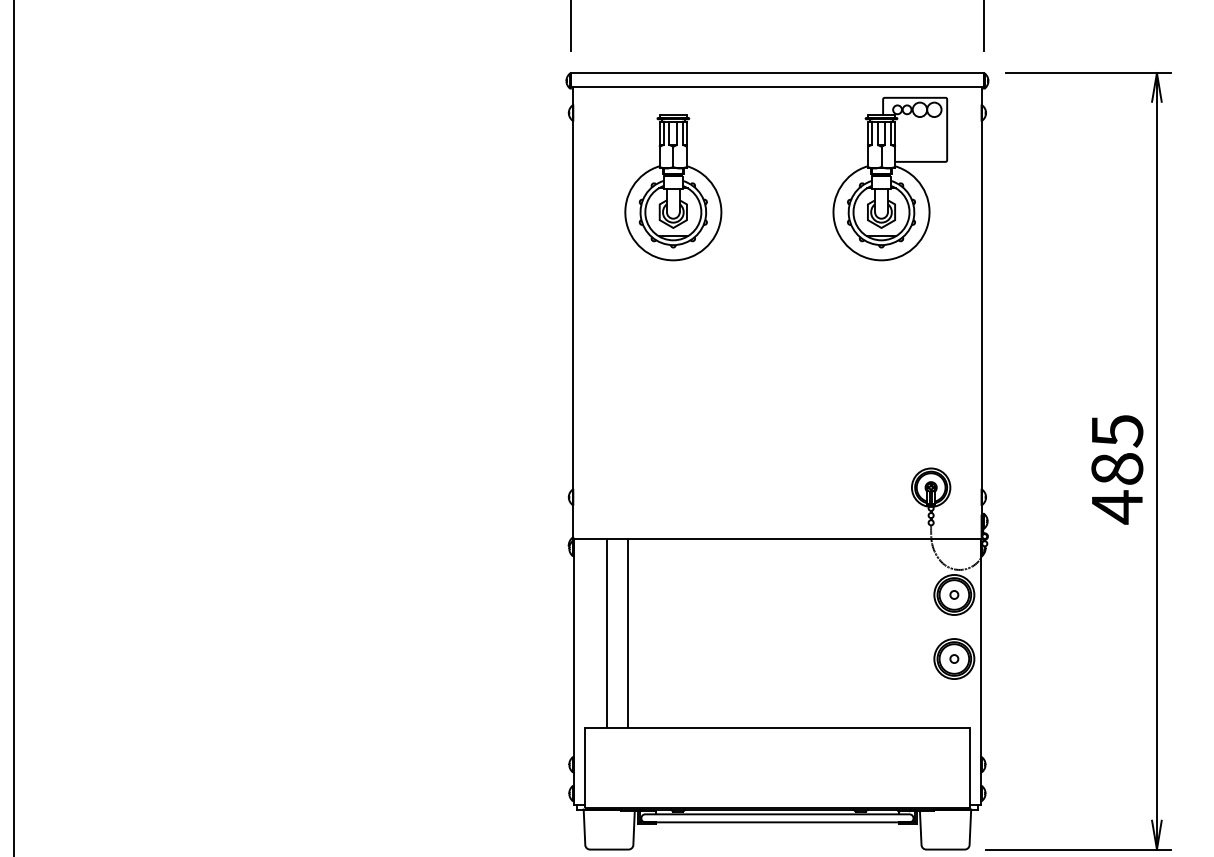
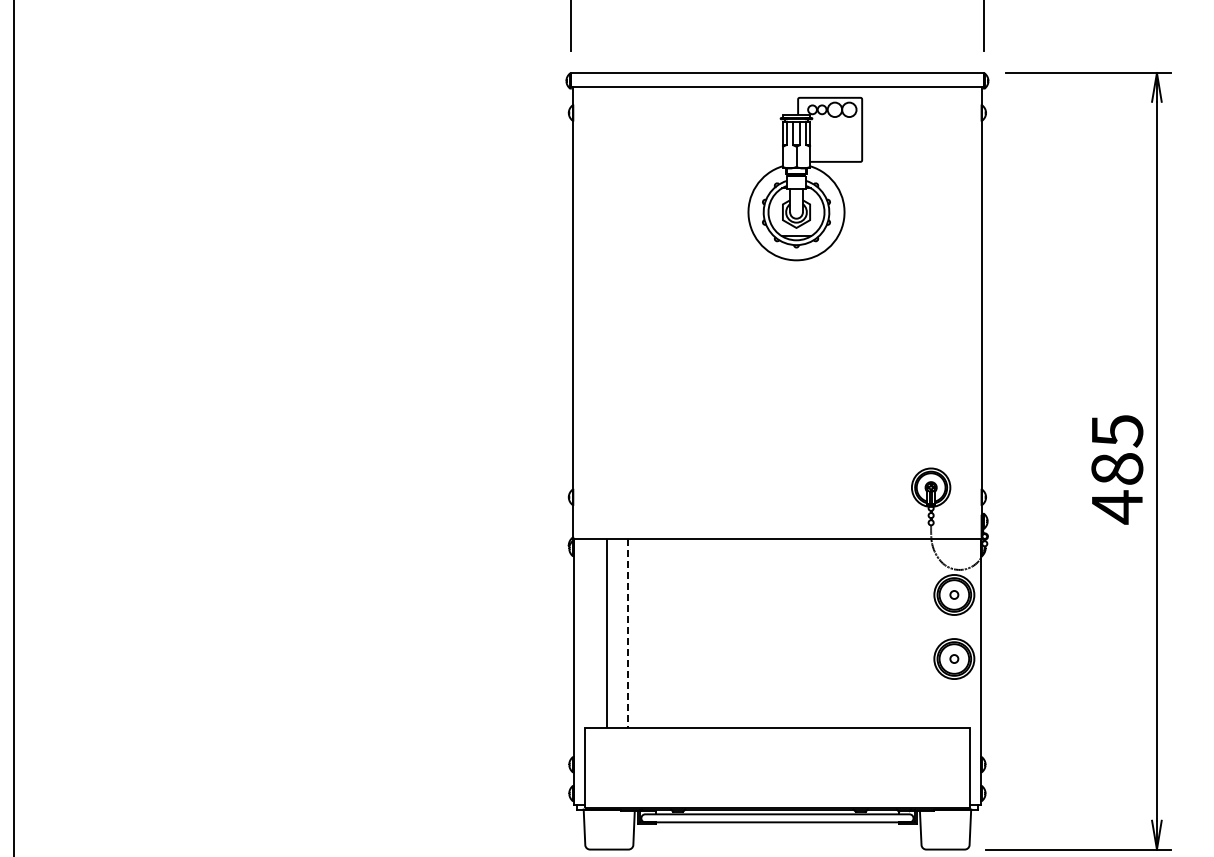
part position: (890, 178) -> (805, 178) (805, 178)
part: present -> none (673, 187)
line: solid -> dashed (627, 633)
